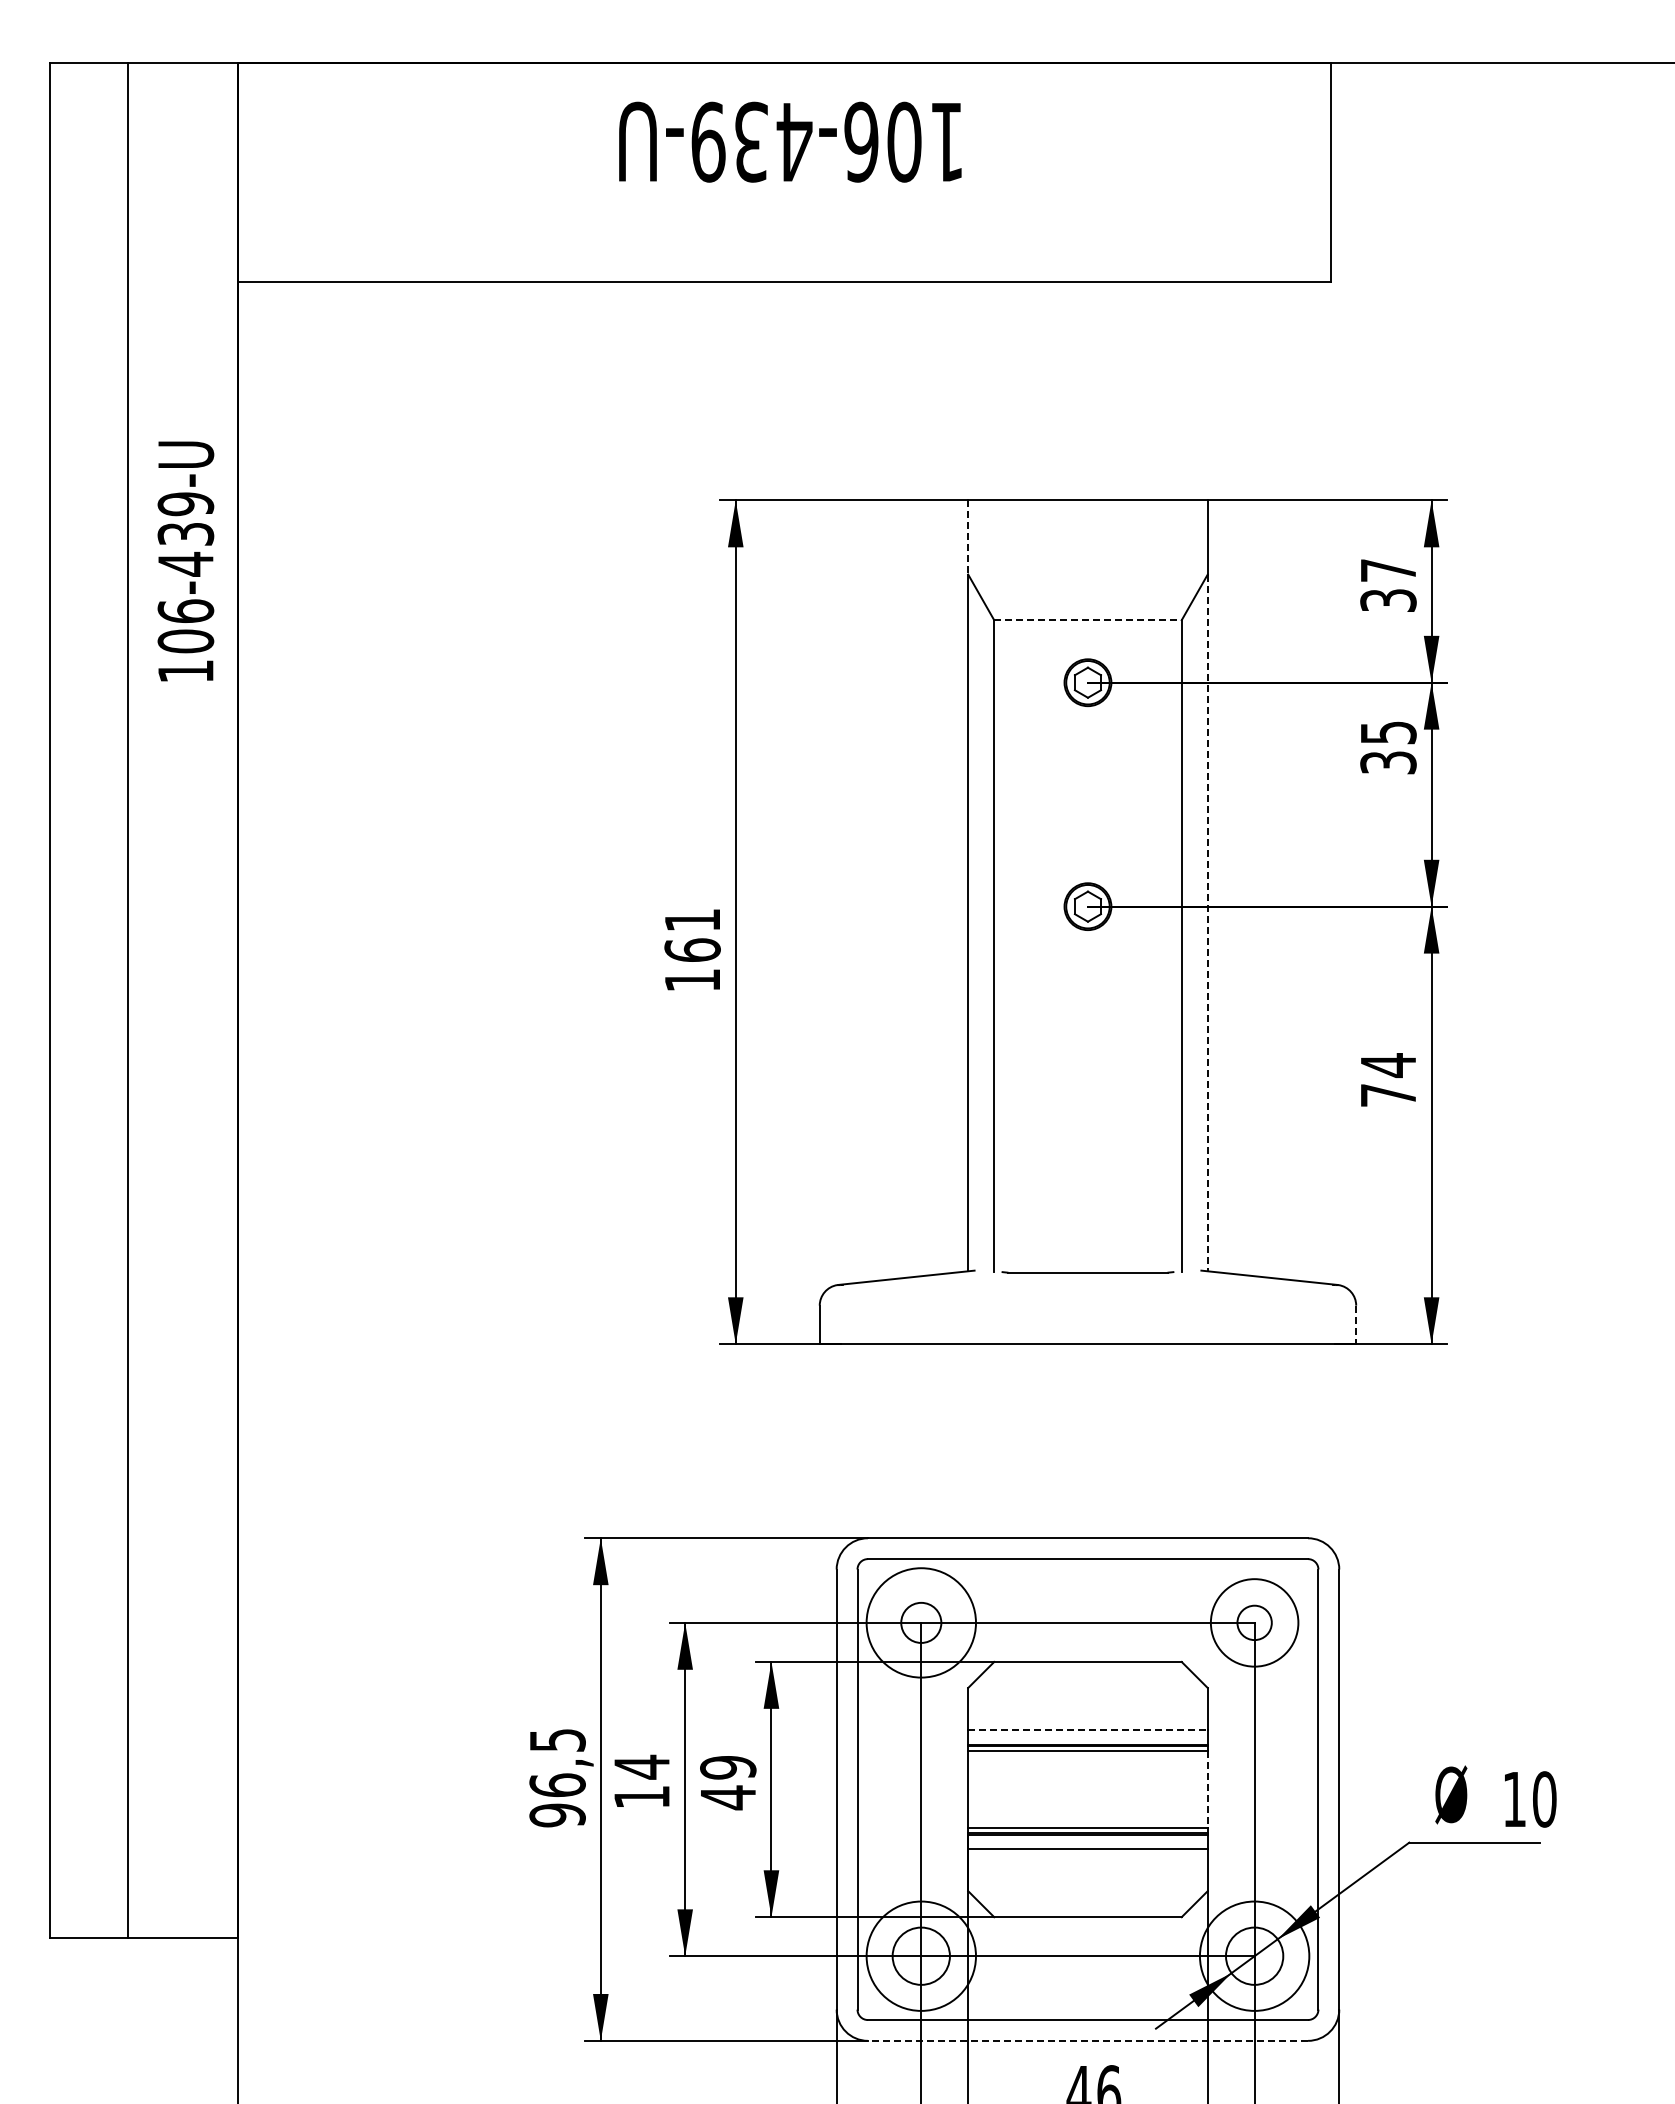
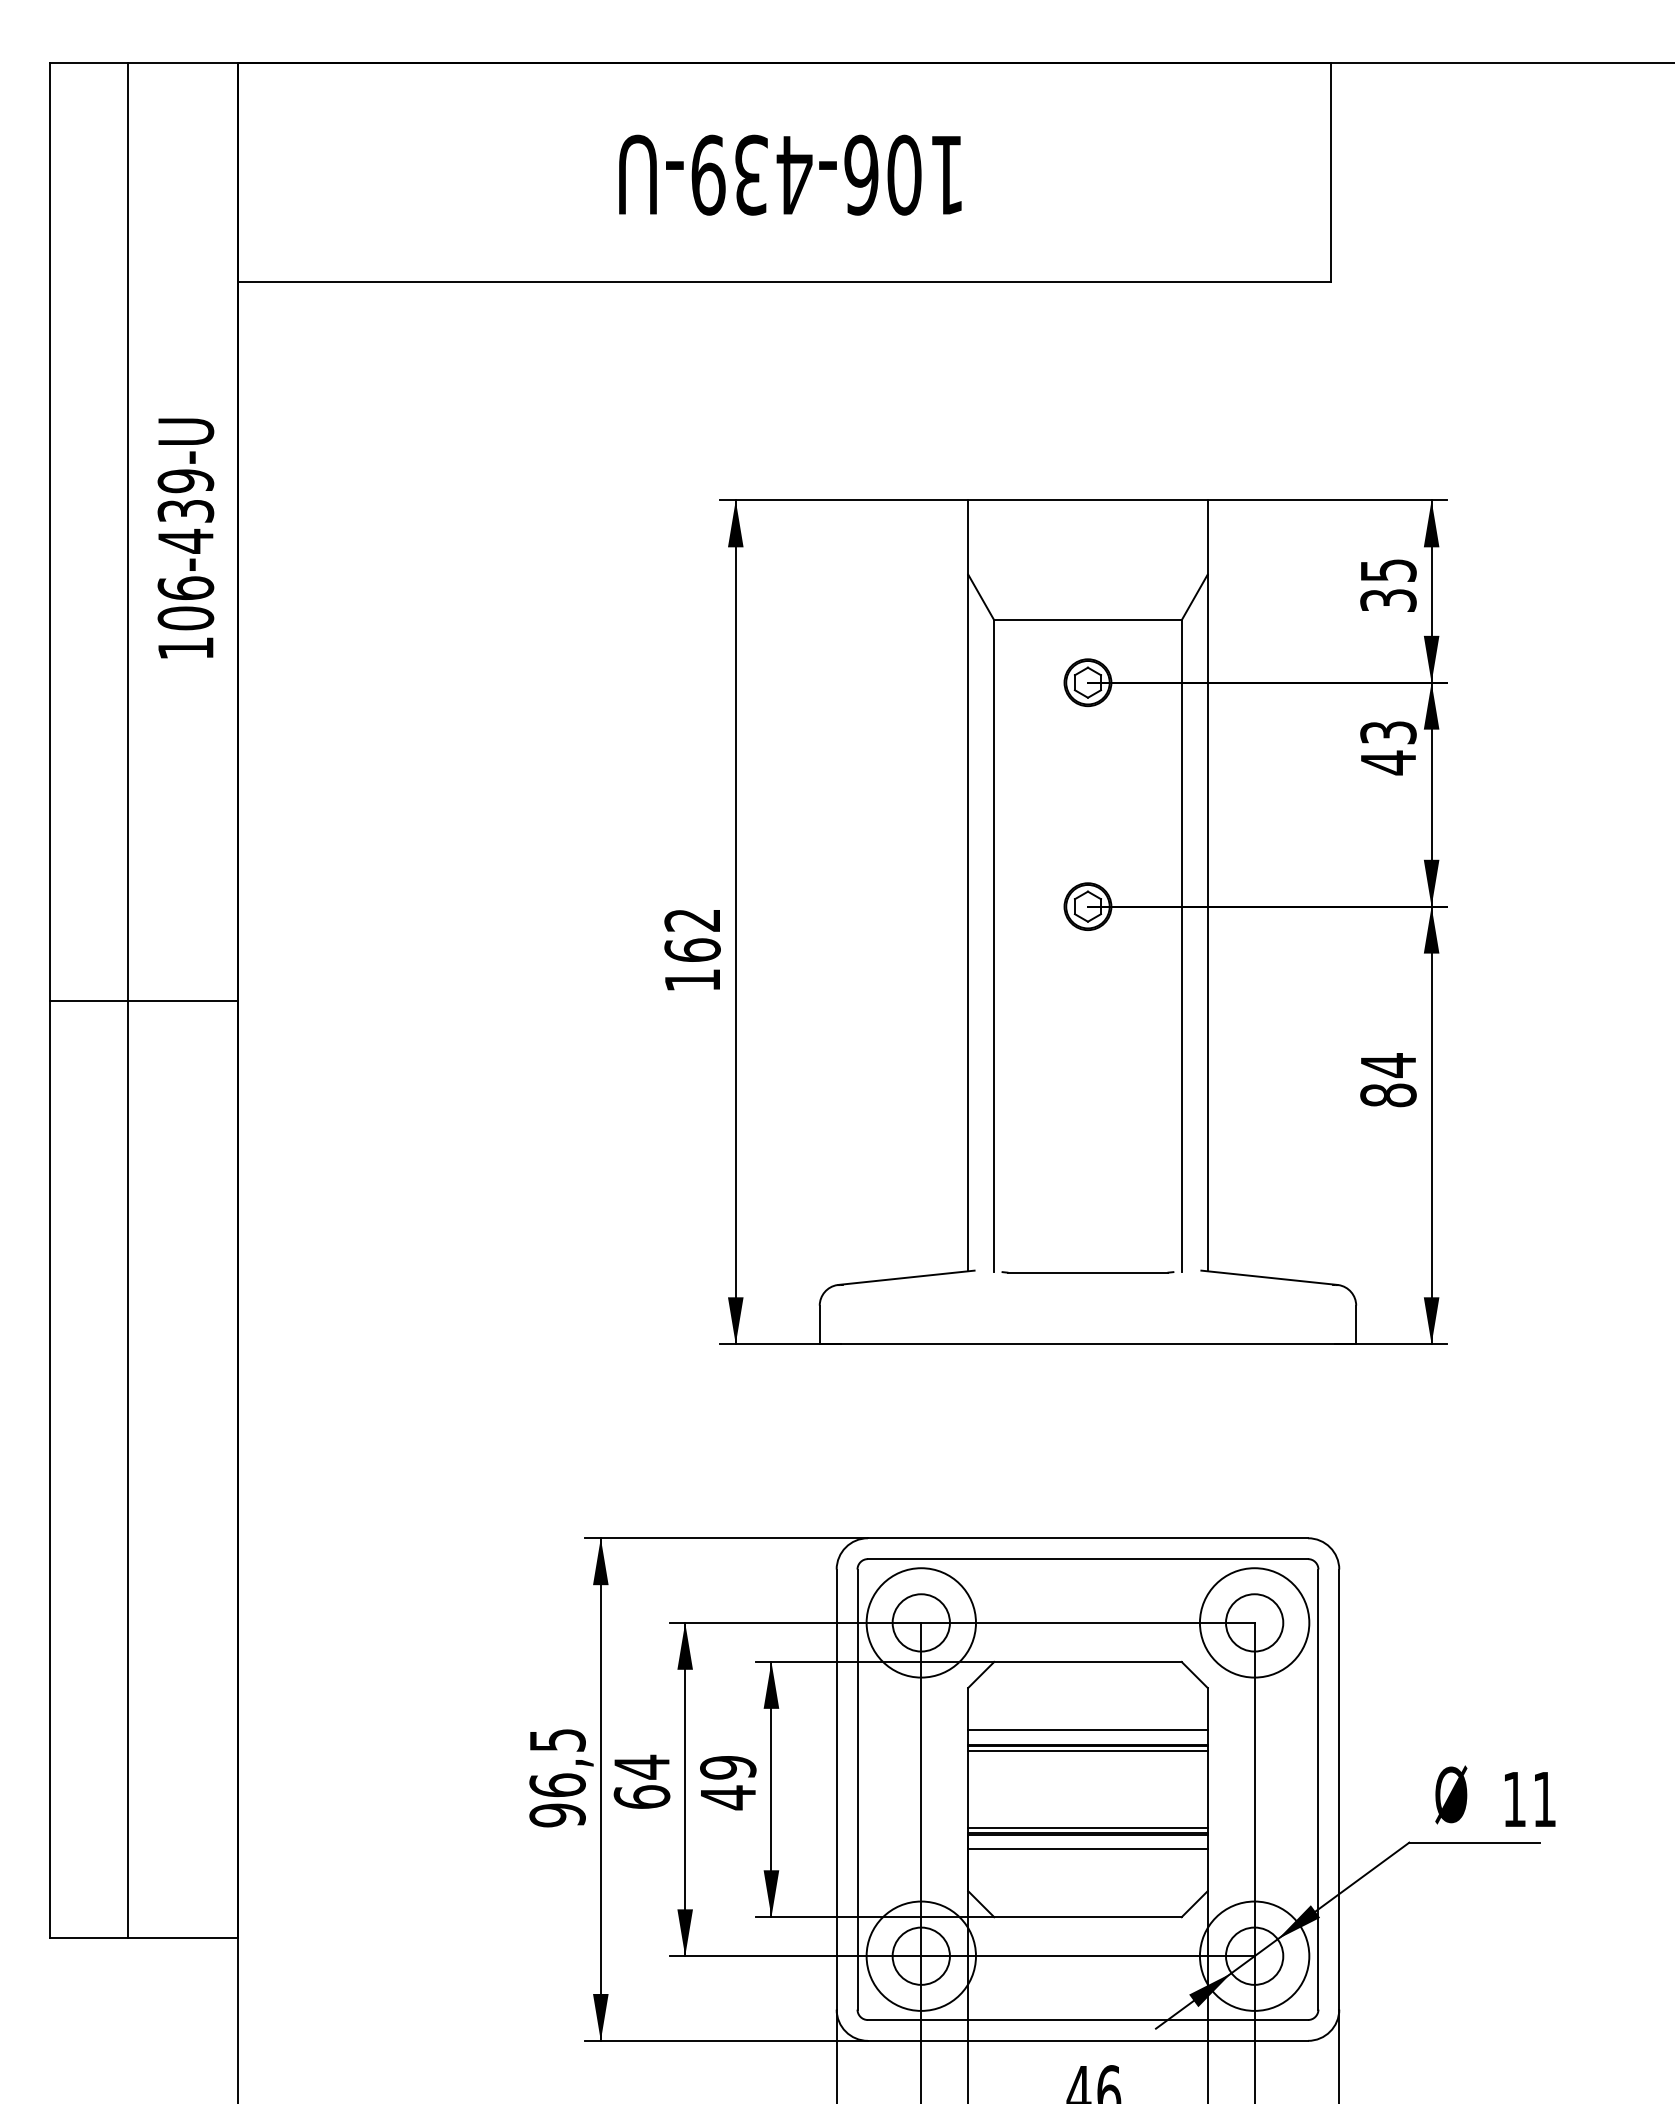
text position: (790, 141) -> (790, 174) (790, 174)
line: dashed -> solid (968, 537)
text position: (185, 561) -> (185, 538) (185, 538)
text: 37 -> 35 (1388, 570)
line: dashed -> solid (1087, 620)
text: 35 -> 43 (1388, 748)
text: 161 -> 162 (691, 920)
line: dashed -> solid (1207, 923)
line: none -> present (143, 1000)
text: 74 -> 84 (1388, 1095)
line: dashed -> solid (1356, 1325)
circle diameter: 40 px -> 57 px (920, 1622)
circle diameter: 34 px -> 57 px (1254, 1622)
circle diameter: 87 px -> 109 px (1254, 1622)
line: dashed -> solid (1087, 1730)
line: dashed -> solid (1207, 1789)
text: 14 -> 64 (641, 1796)
text: 10 -> 11 (1544, 1799)
line: dashed -> solid (1087, 2040)
